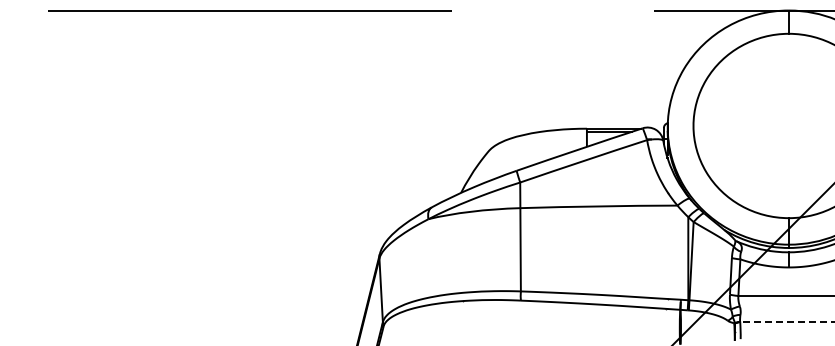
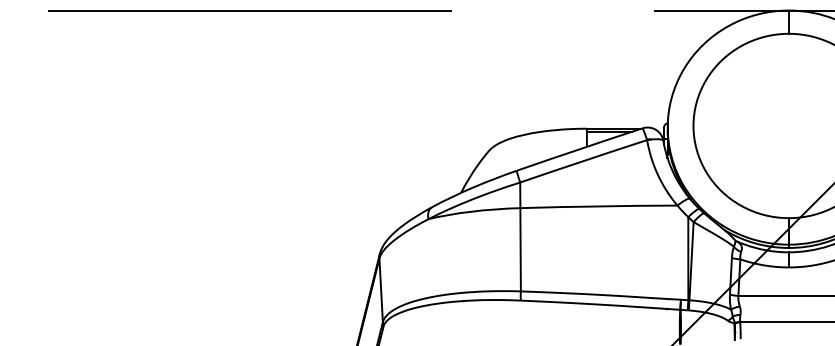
line: dashed -> solid (786, 322)
